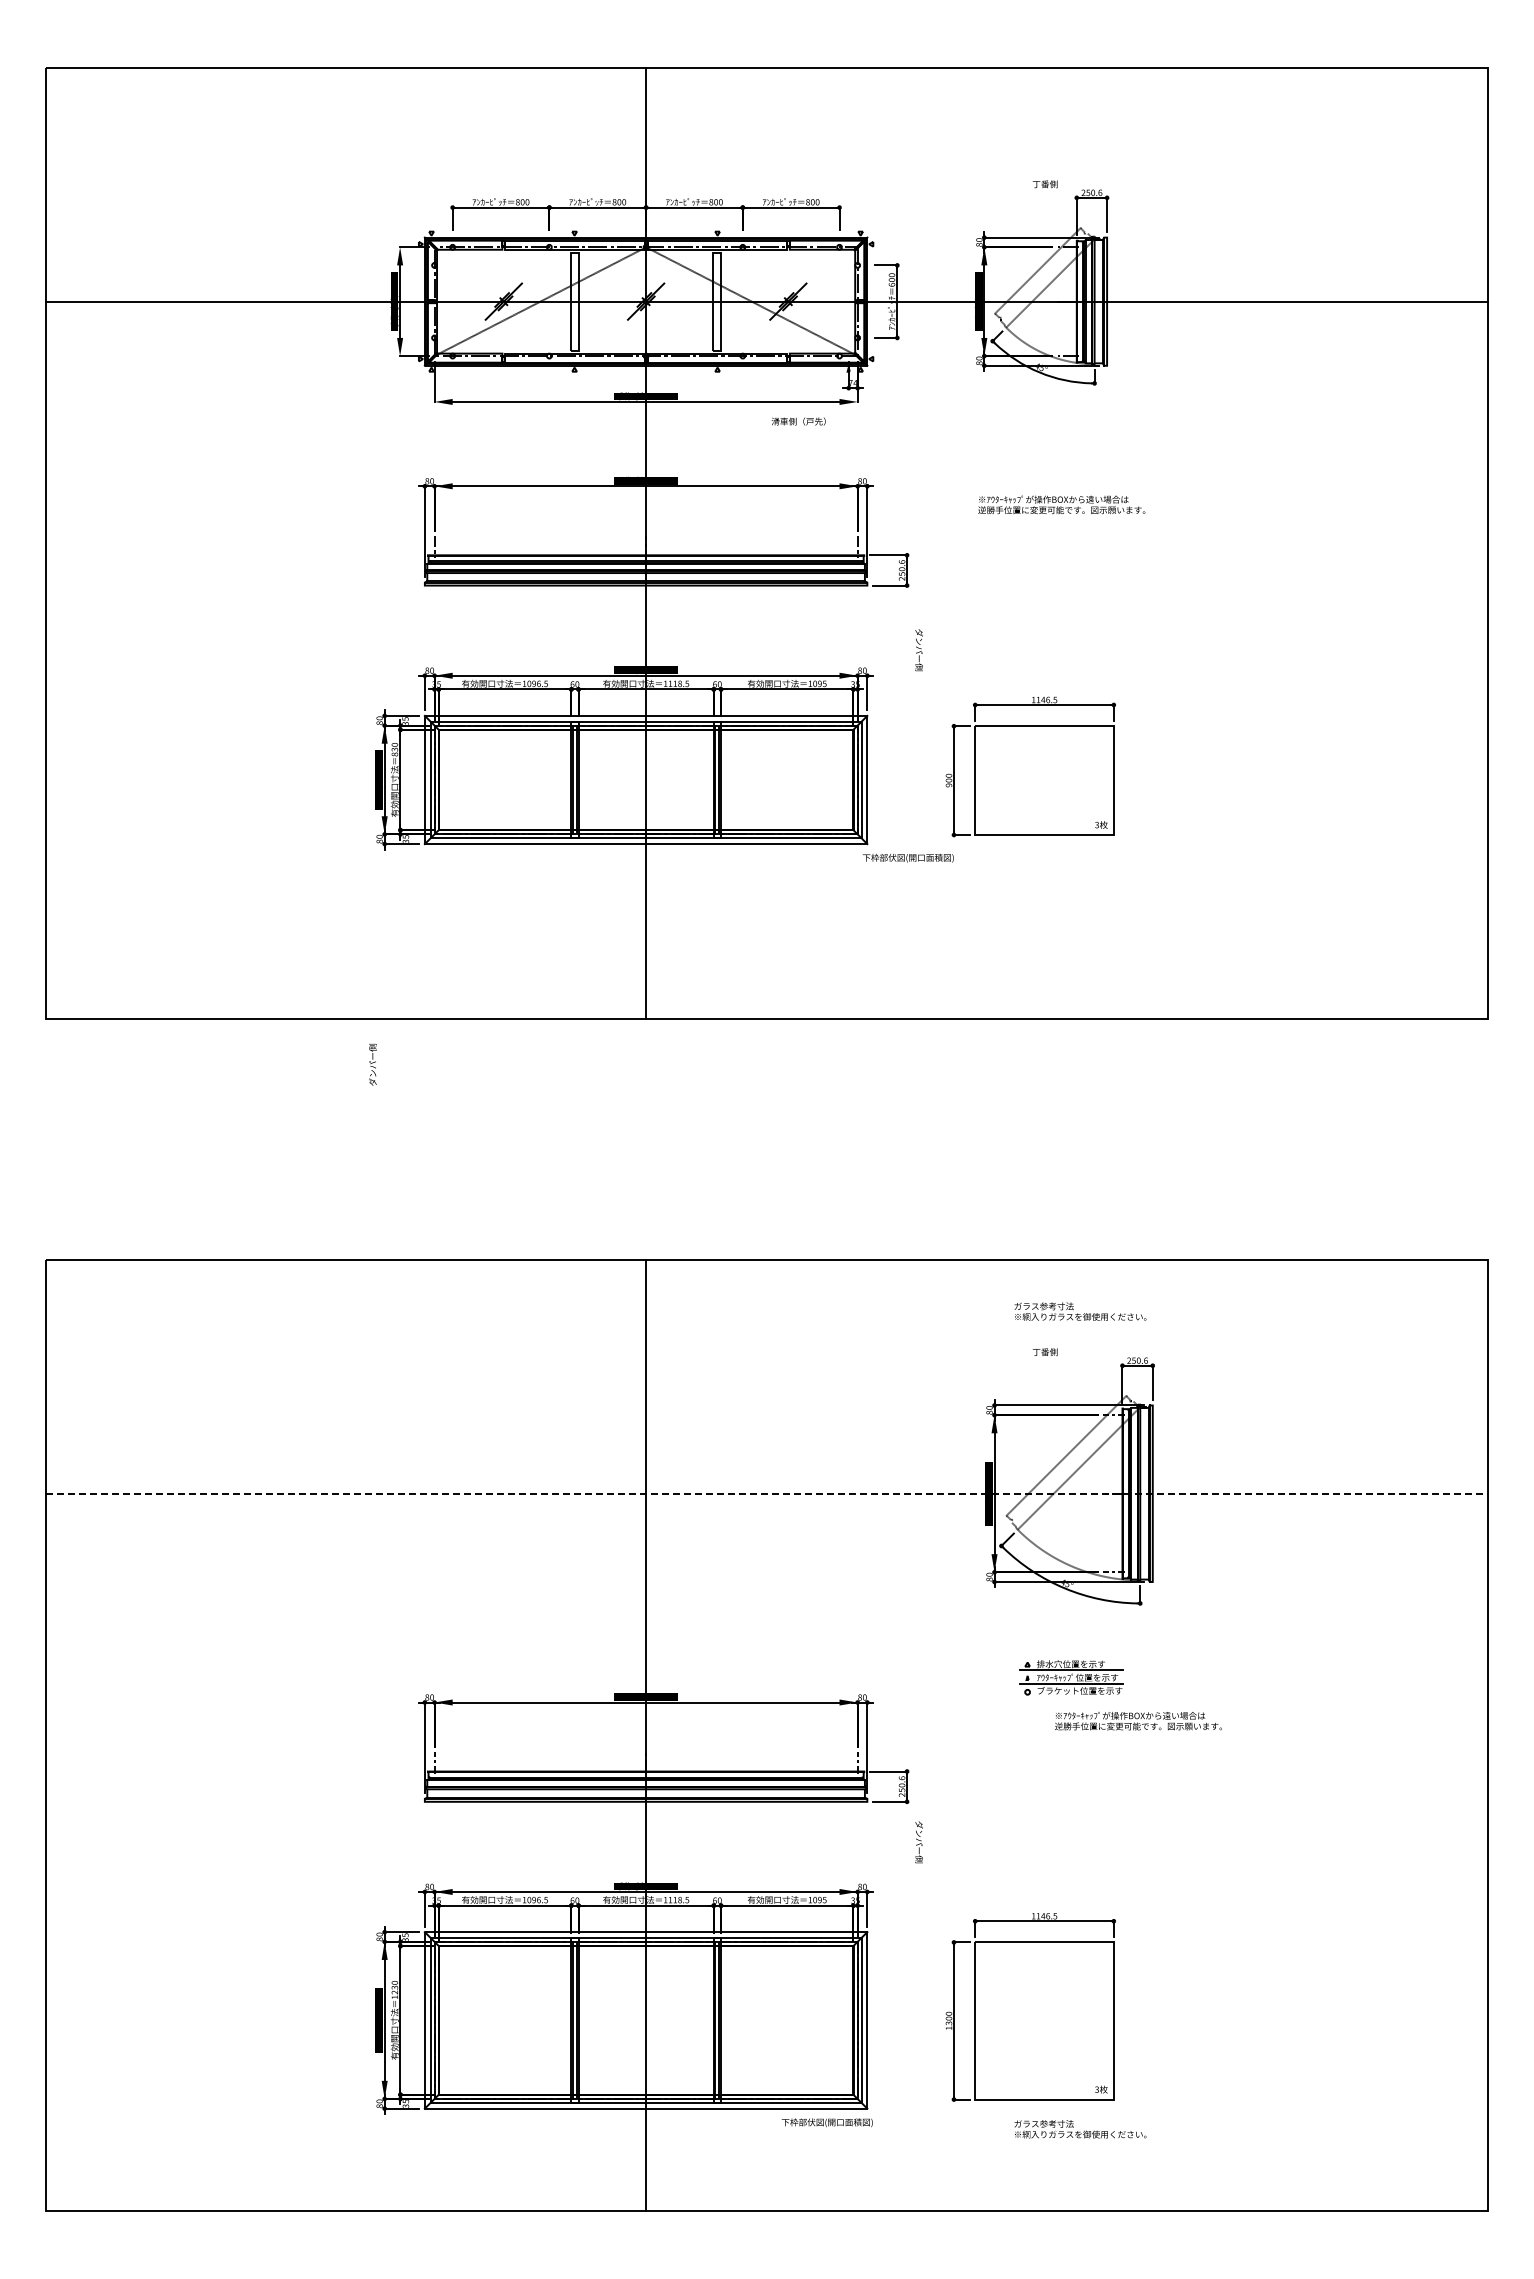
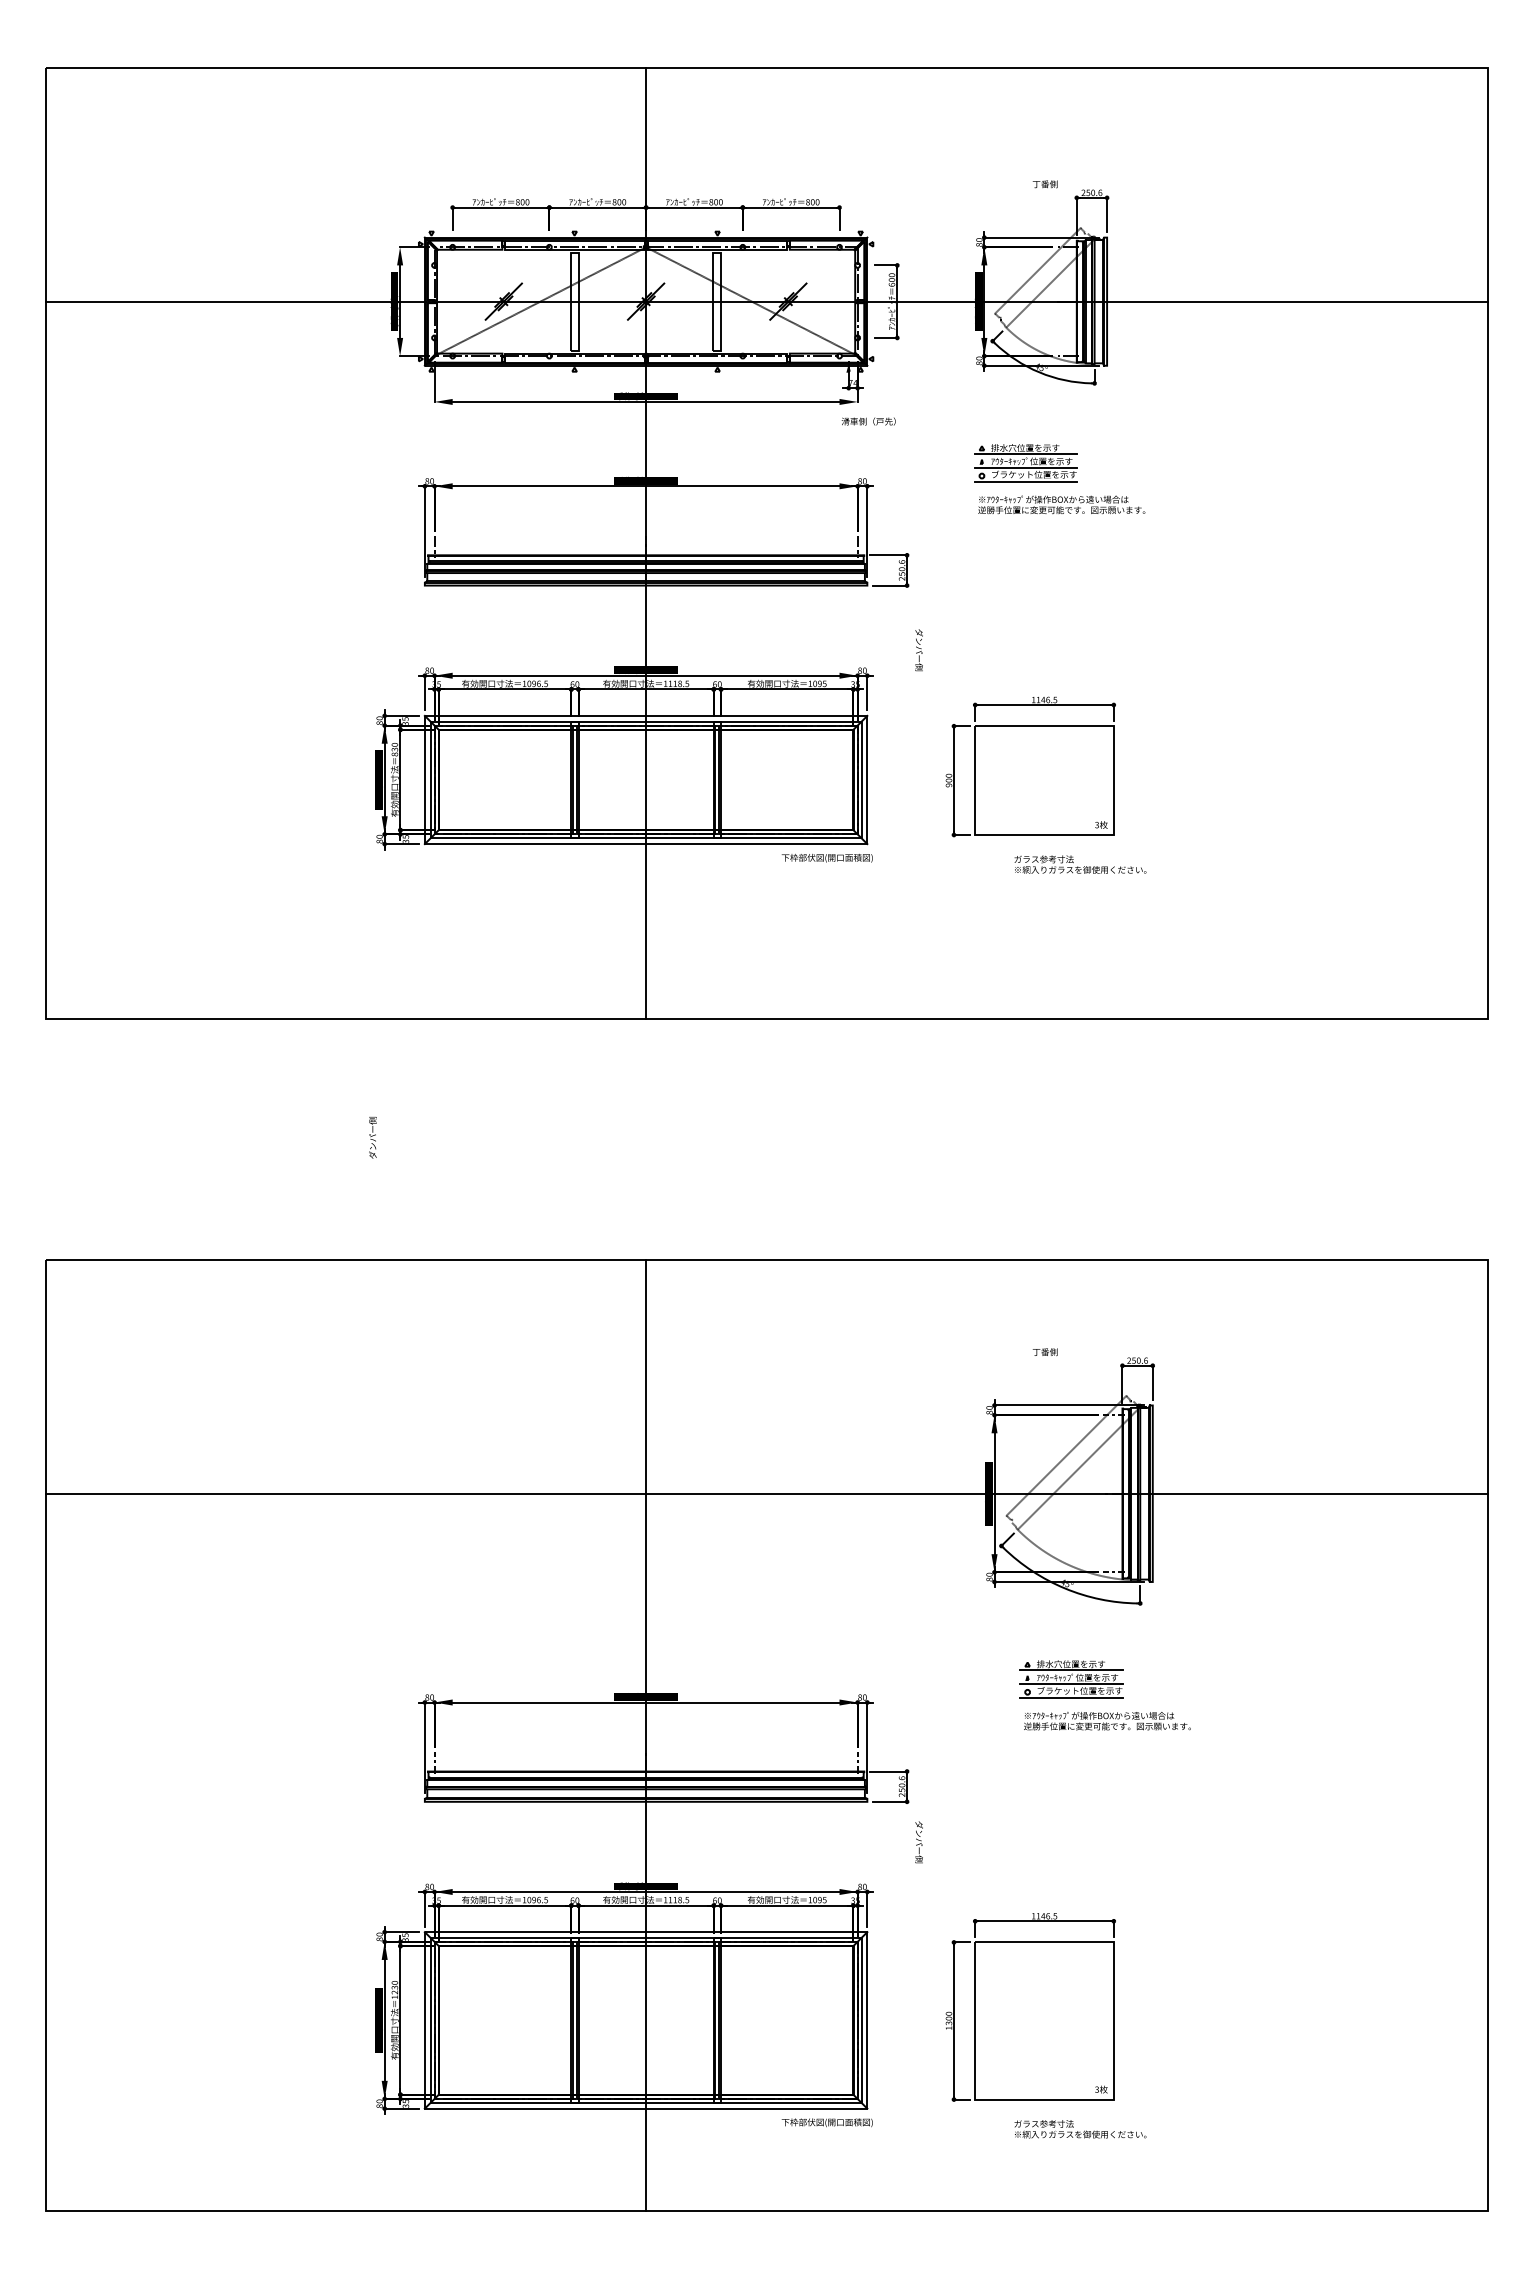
text position: (798, 421) -> (868, 421) (868, 421)
part: none -> present (1025, 463)
text position: (907, 858) -> (826, 858) (826, 858)
text position: (372, 1064) -> (372, 1137) (372, 1137)
text position: (1080, 1311) -> (1080, 864) (1080, 864)
line: dashed -> solid (766, 1493)
line: none -> present (1071, 1697)
text position: (1138, 1721) -> (1107, 1721) (1107, 1721)
